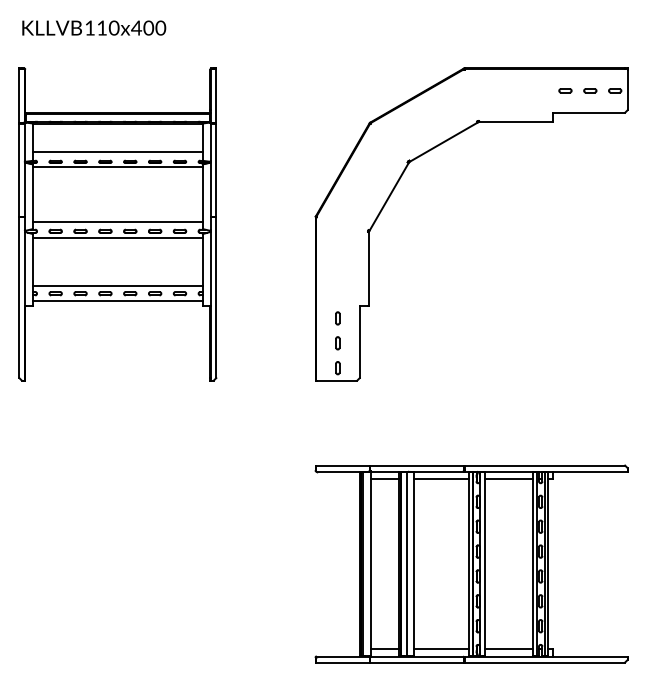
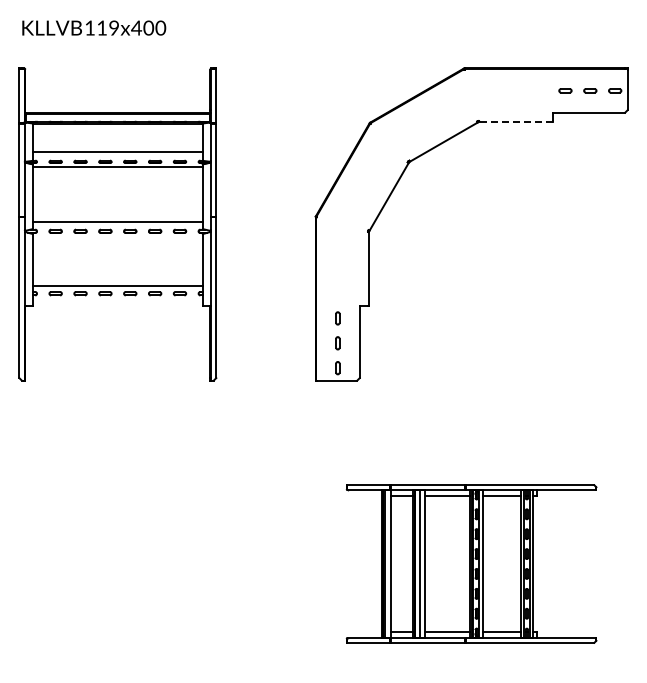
text: 110x400 -> 119x400 (113, 28)
line: solid -> dashed (516, 122)
line: present -> none (117, 238)
line: present -> none (117, 301)
part size: 315x200 px -> 253x160 px (471, 563)
